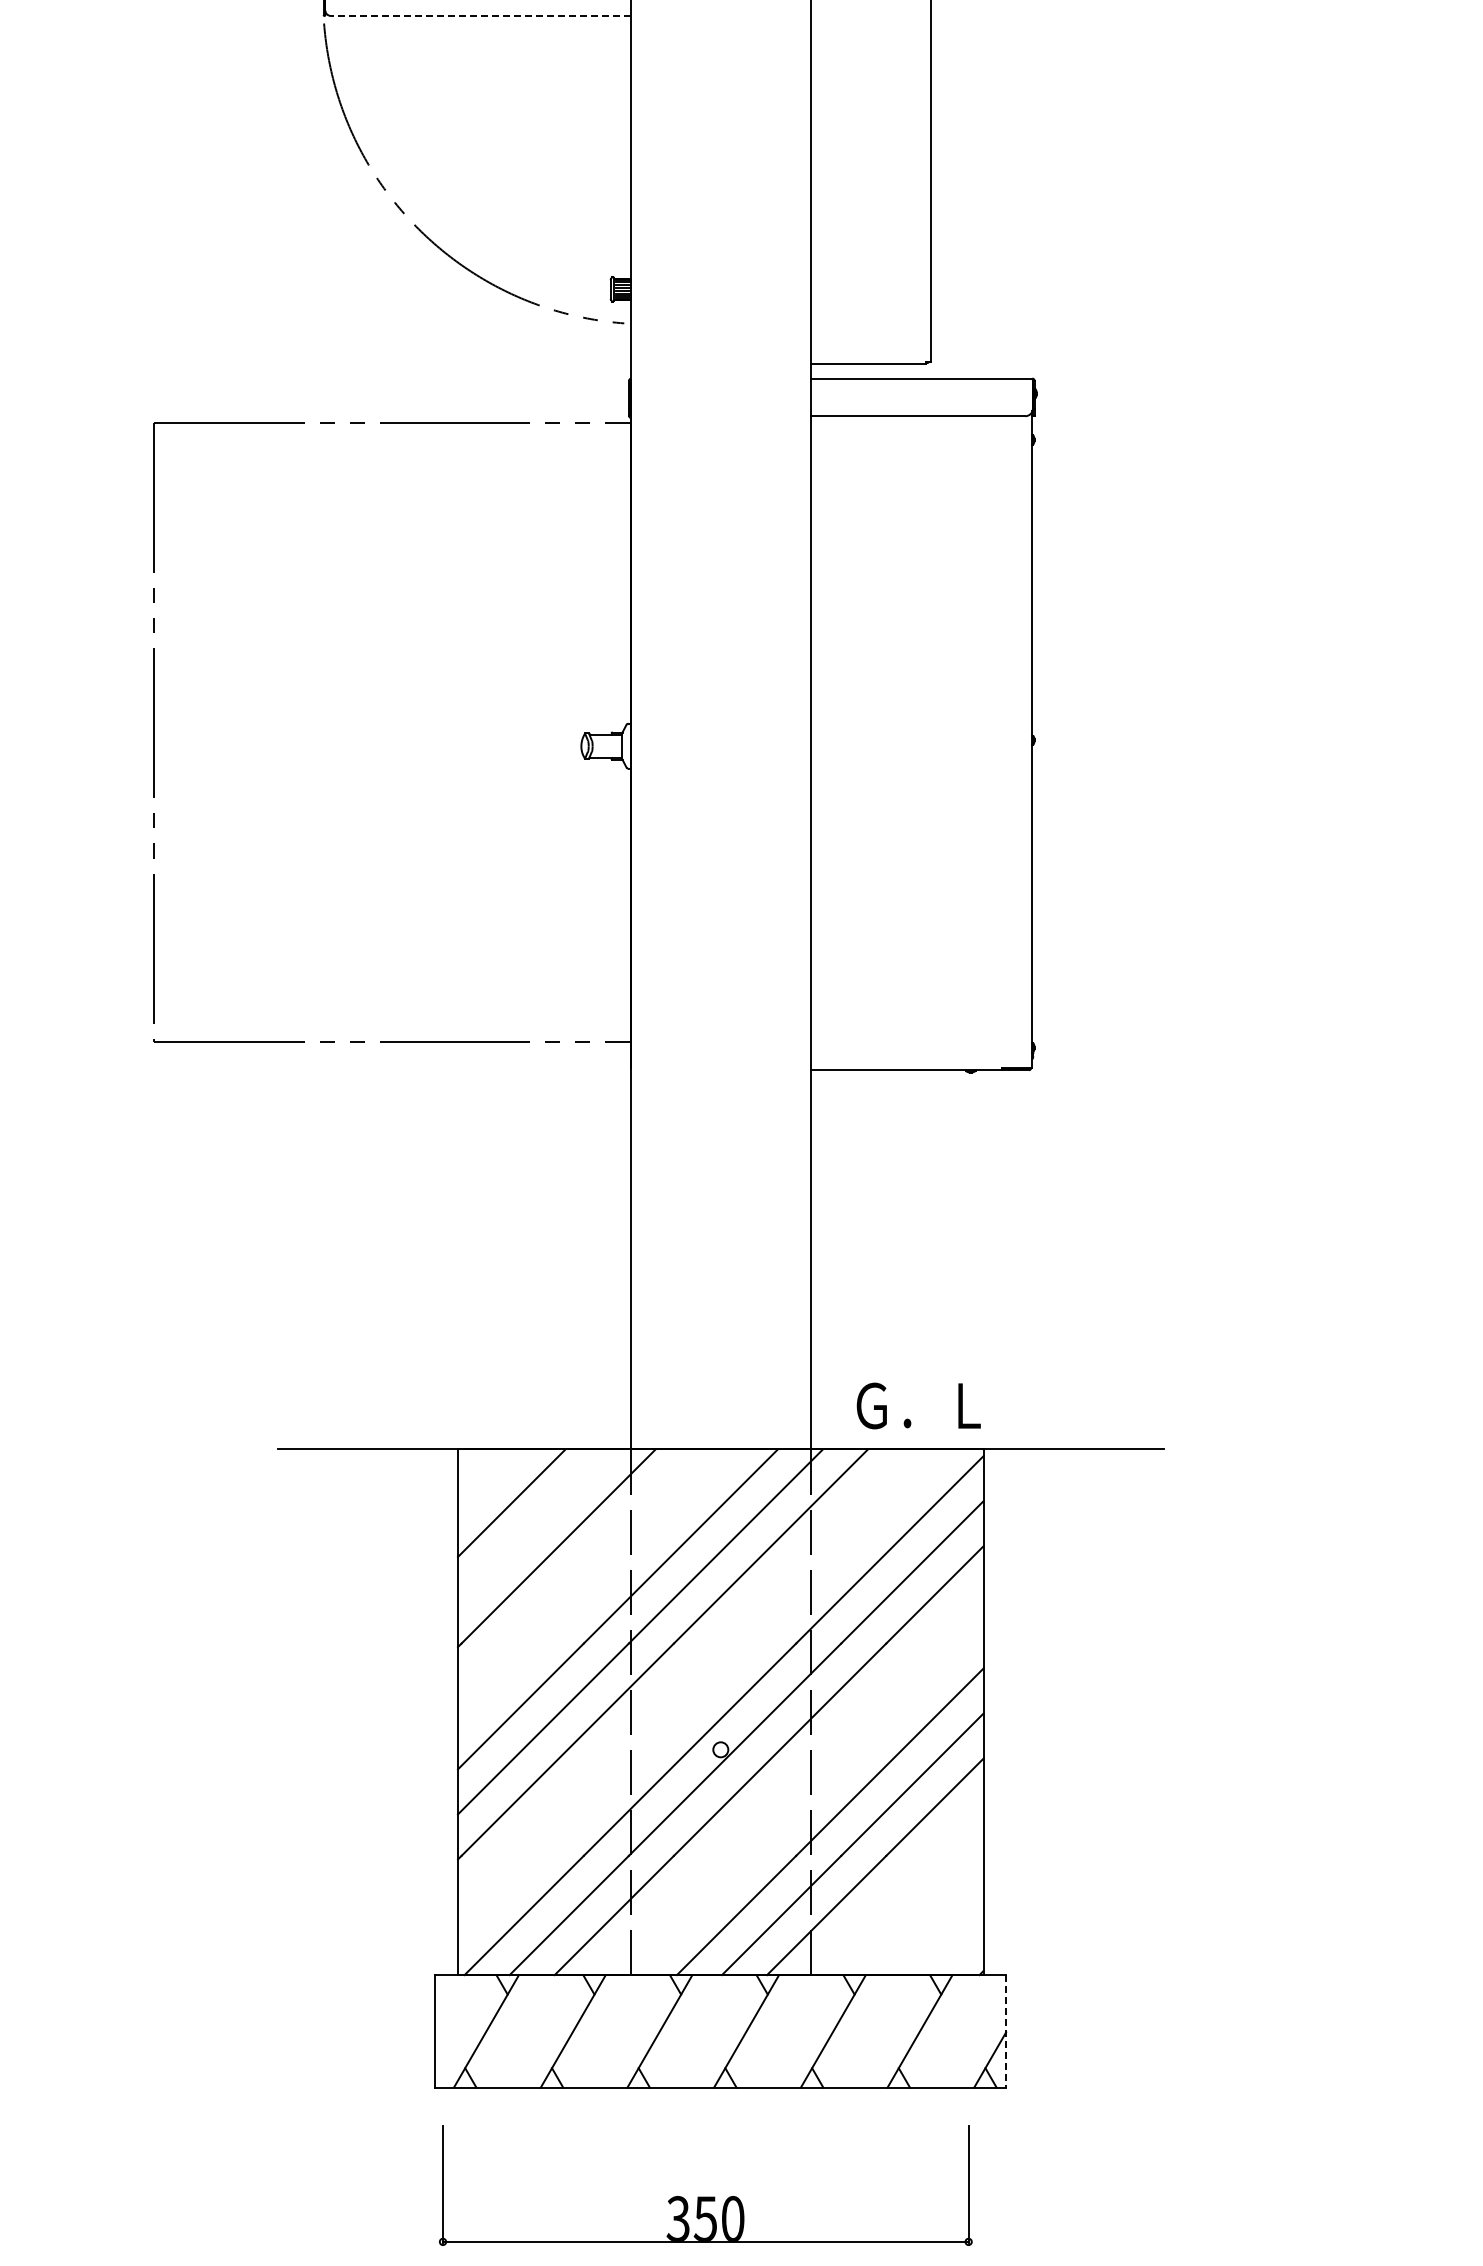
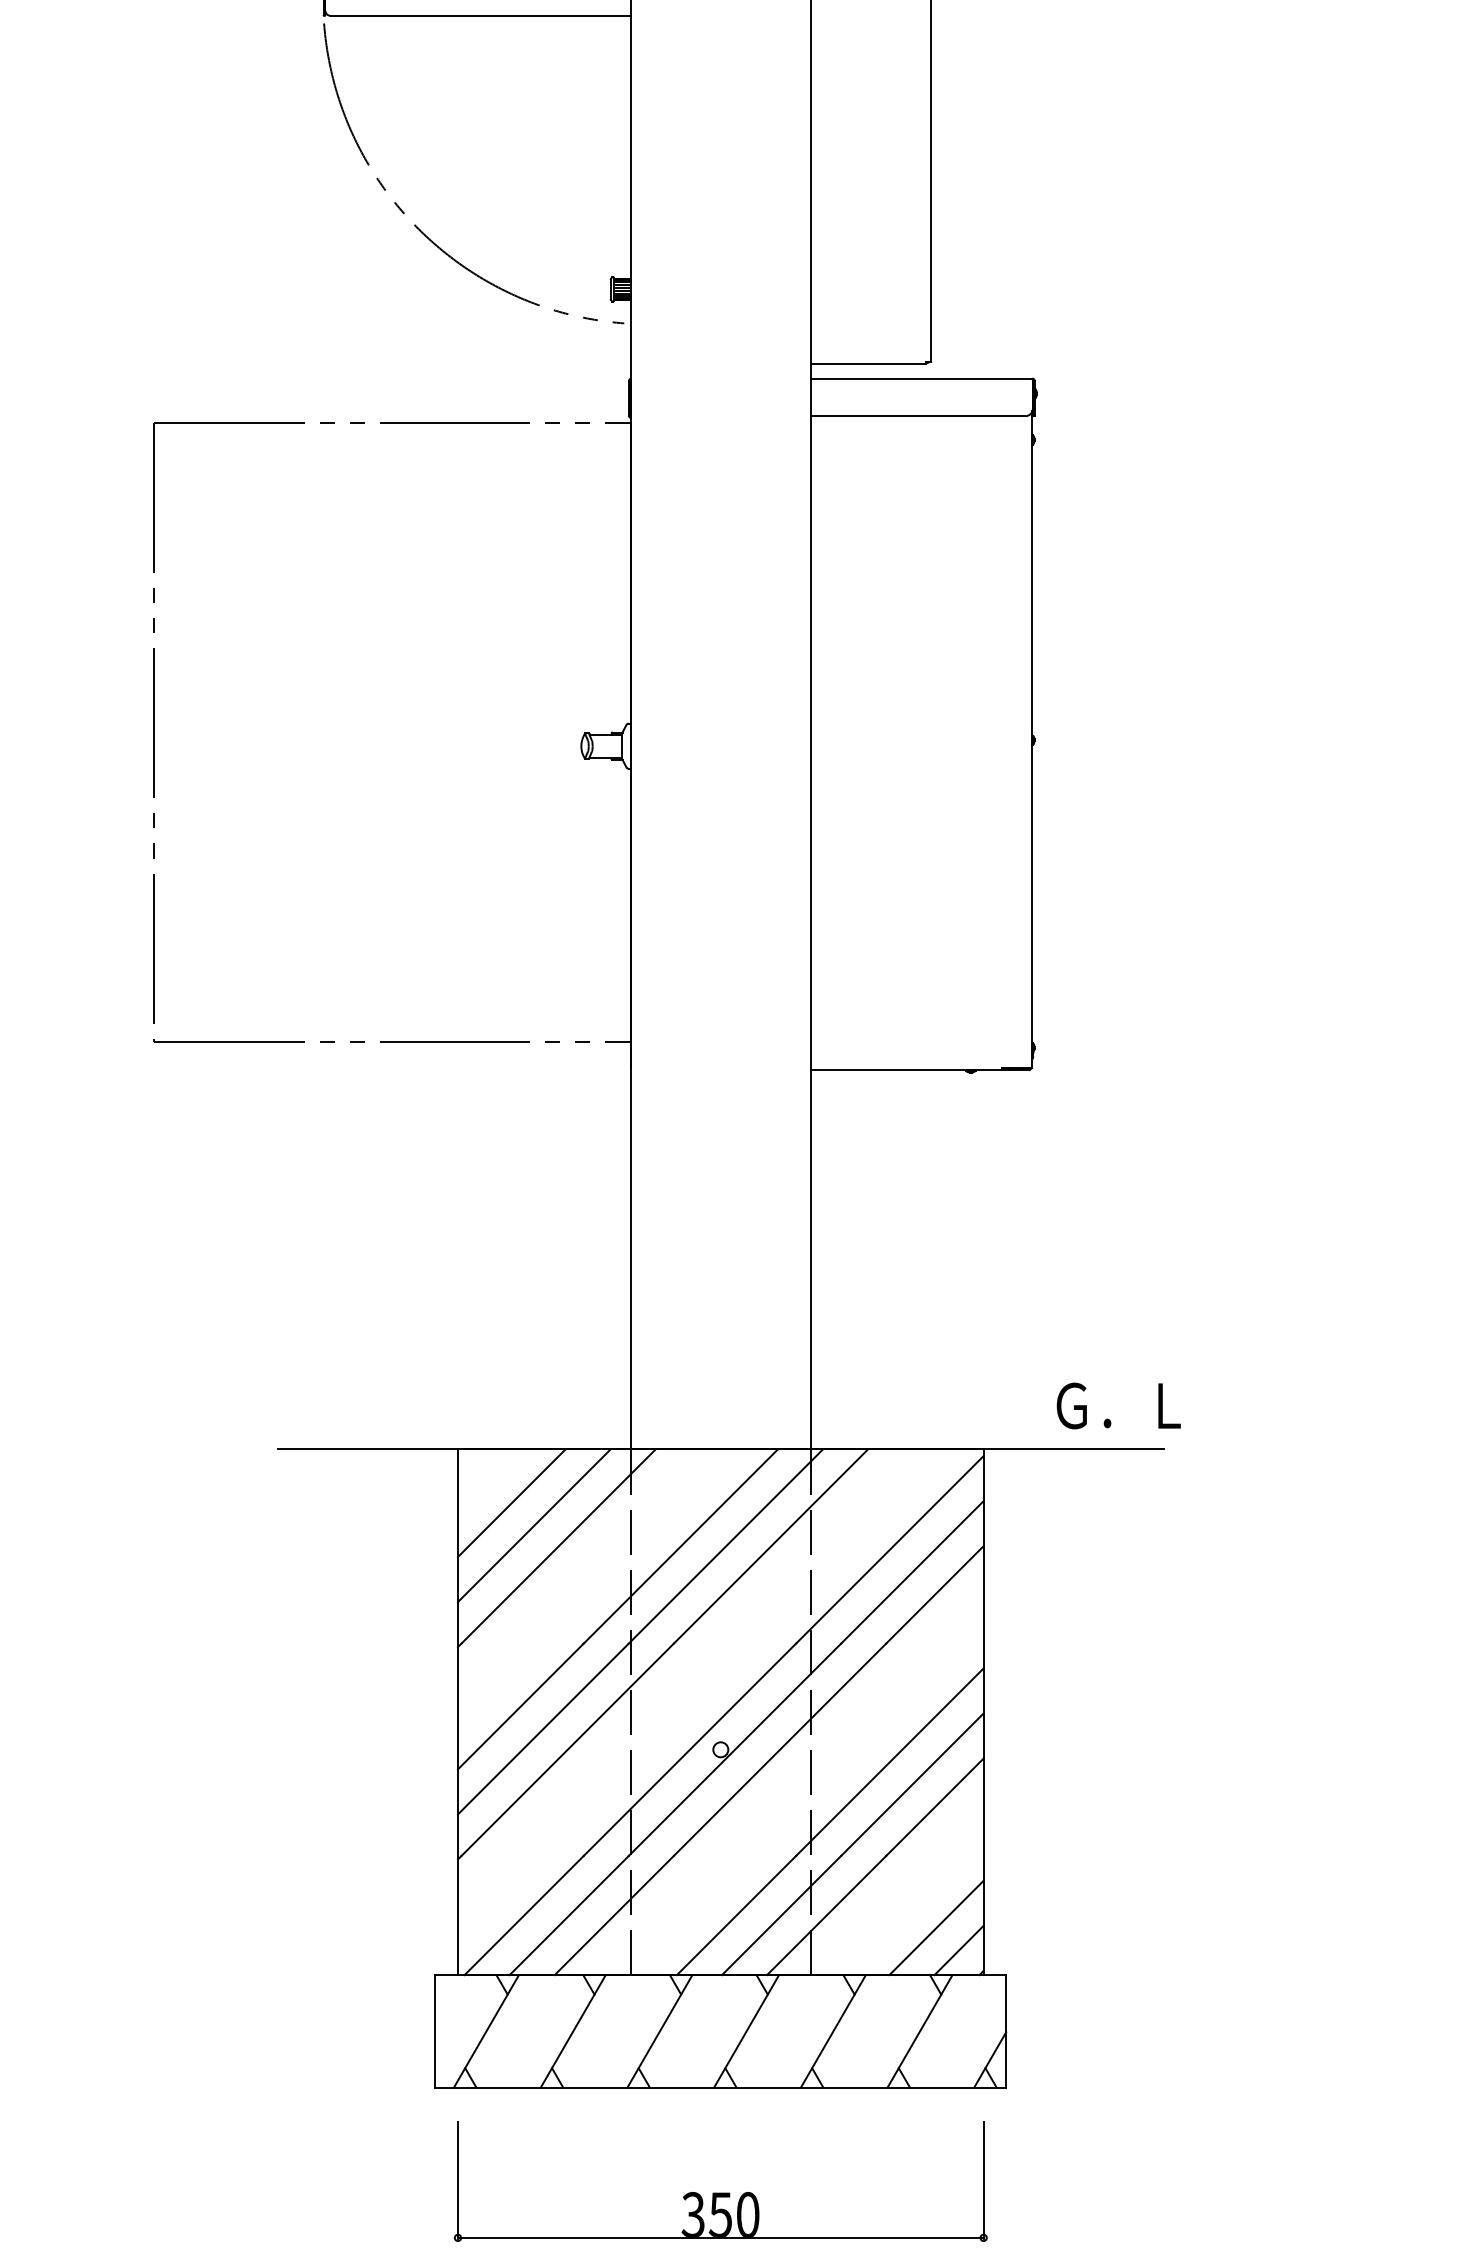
line: dashed -> solid (480, 15)
text position: (918, 1405) -> (1118, 1405) (1118, 1405)
line: none -> present (534, 1525)
line: none -> present (936, 1927)
line: none -> present (958, 1950)
line: dashed -> solid (1006, 2031)
part position: (705, 2196) -> (720, 2192) (720, 2192)
